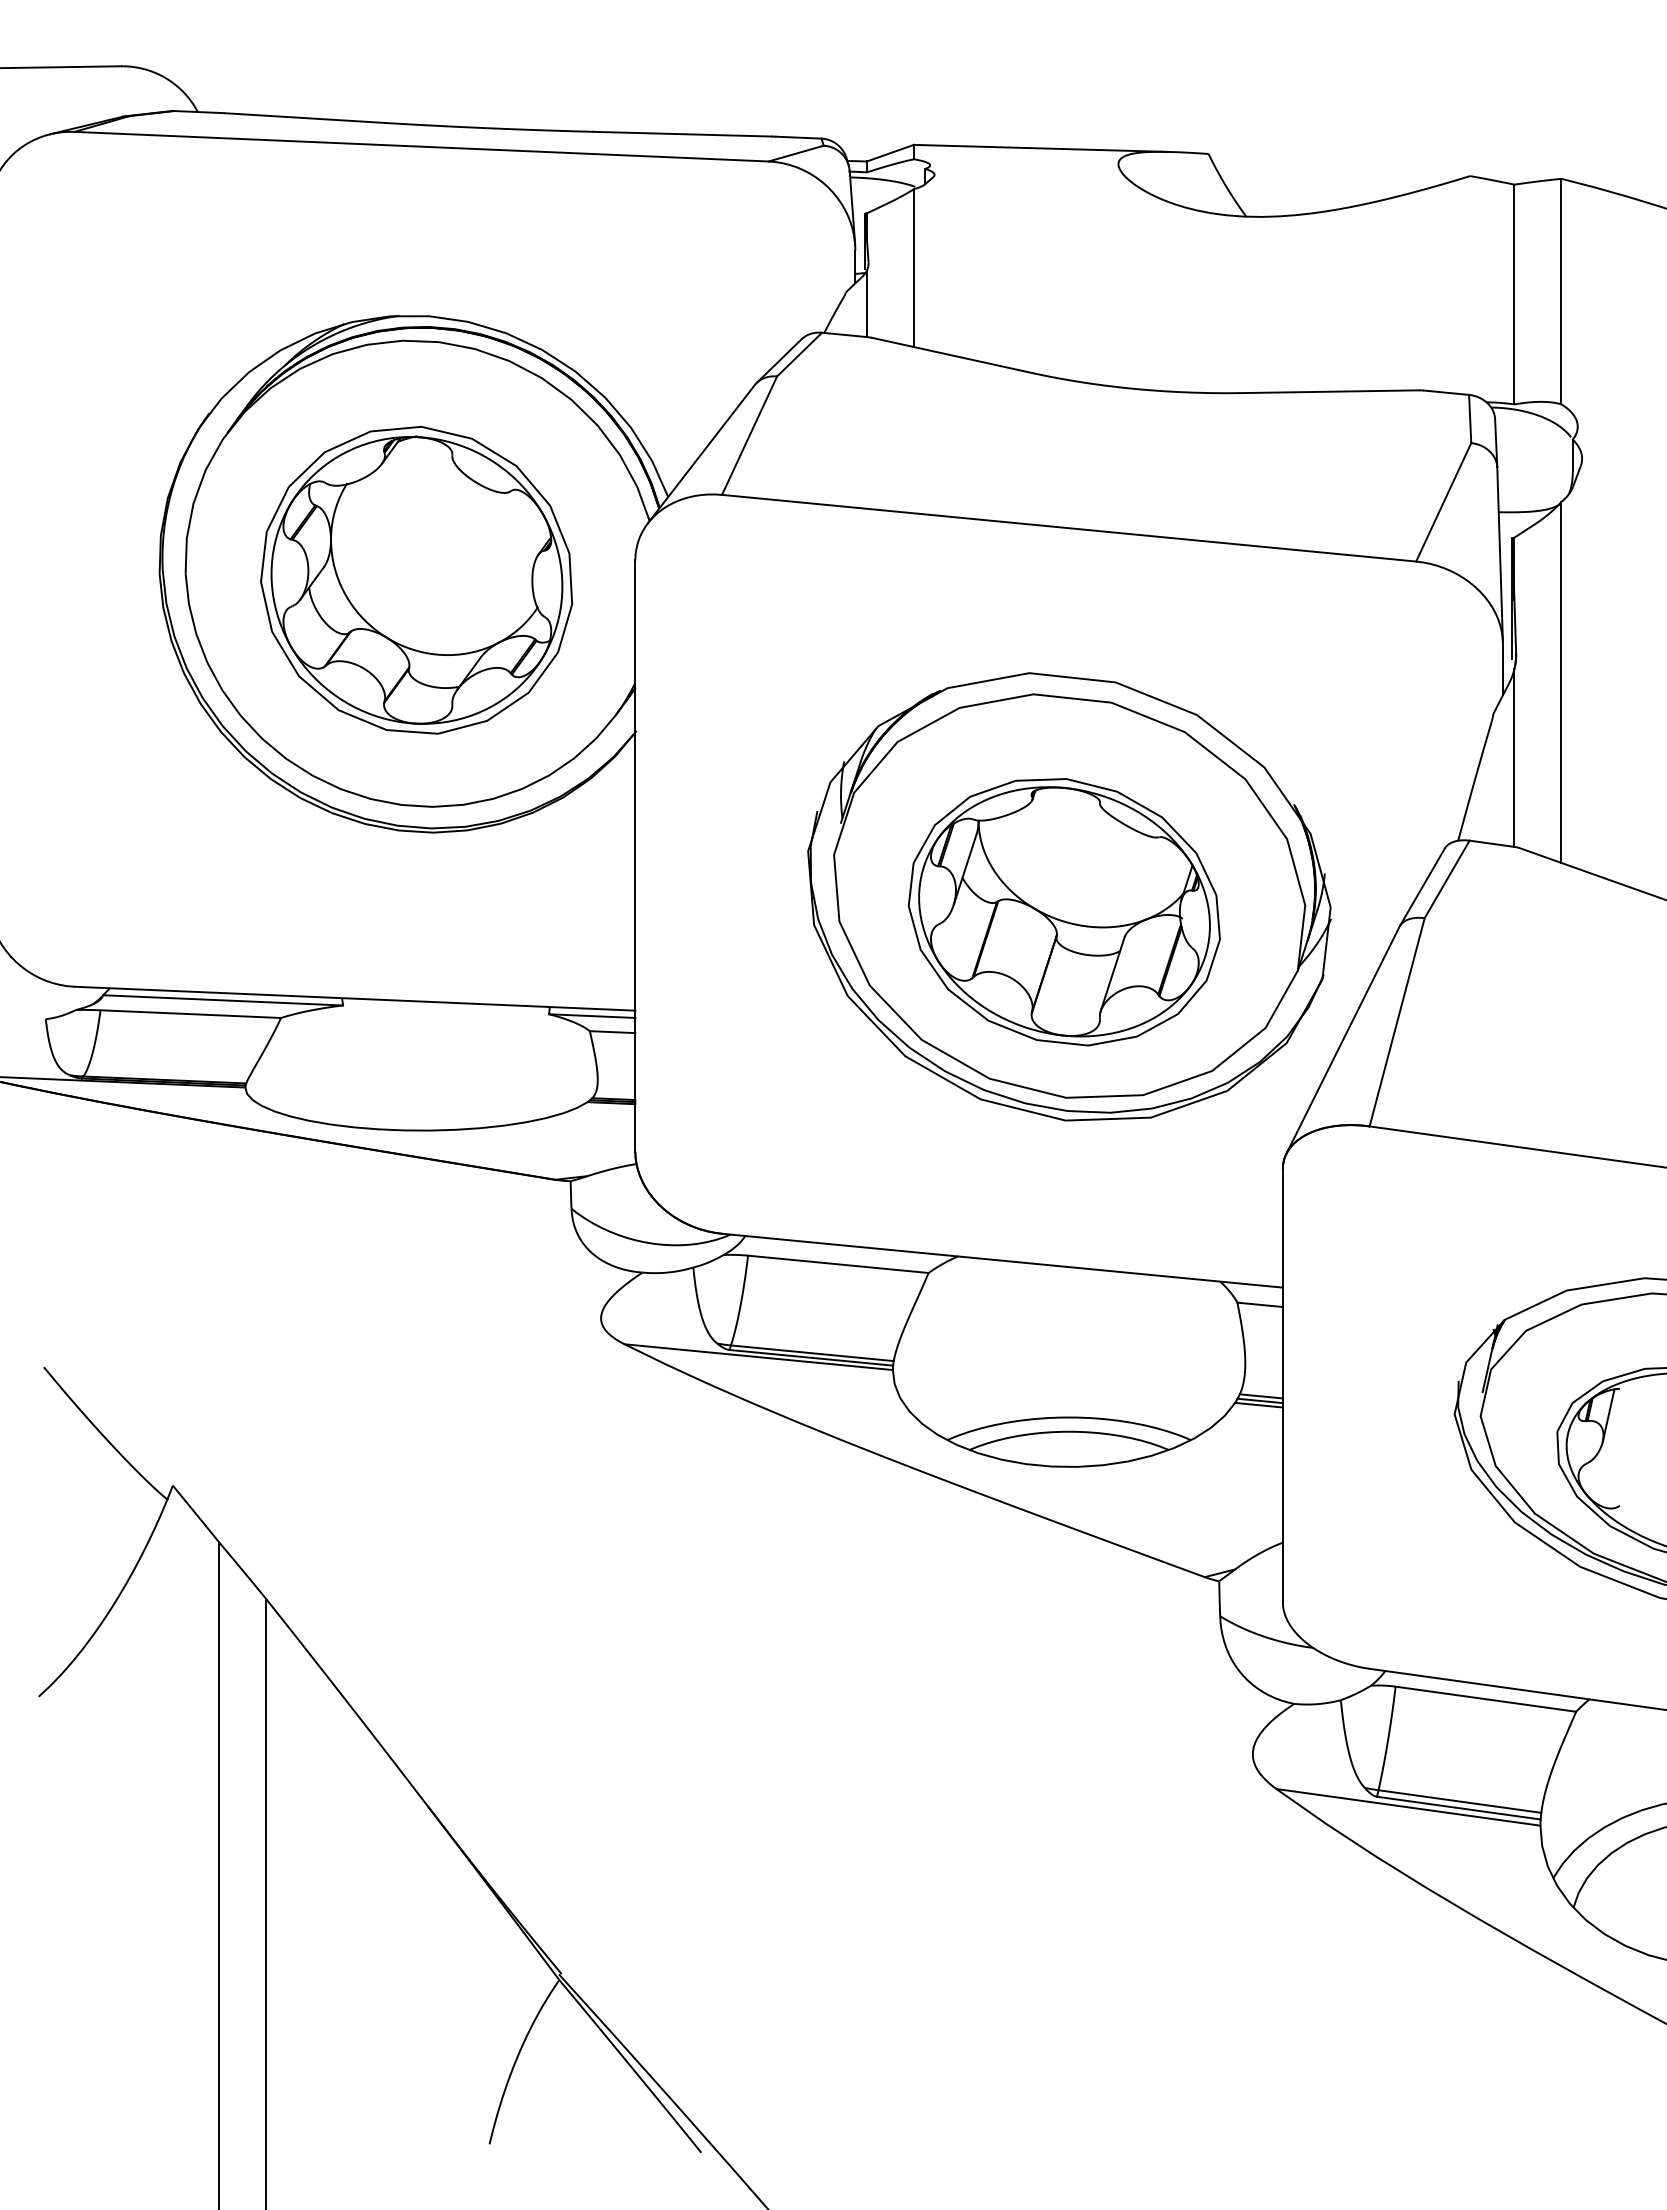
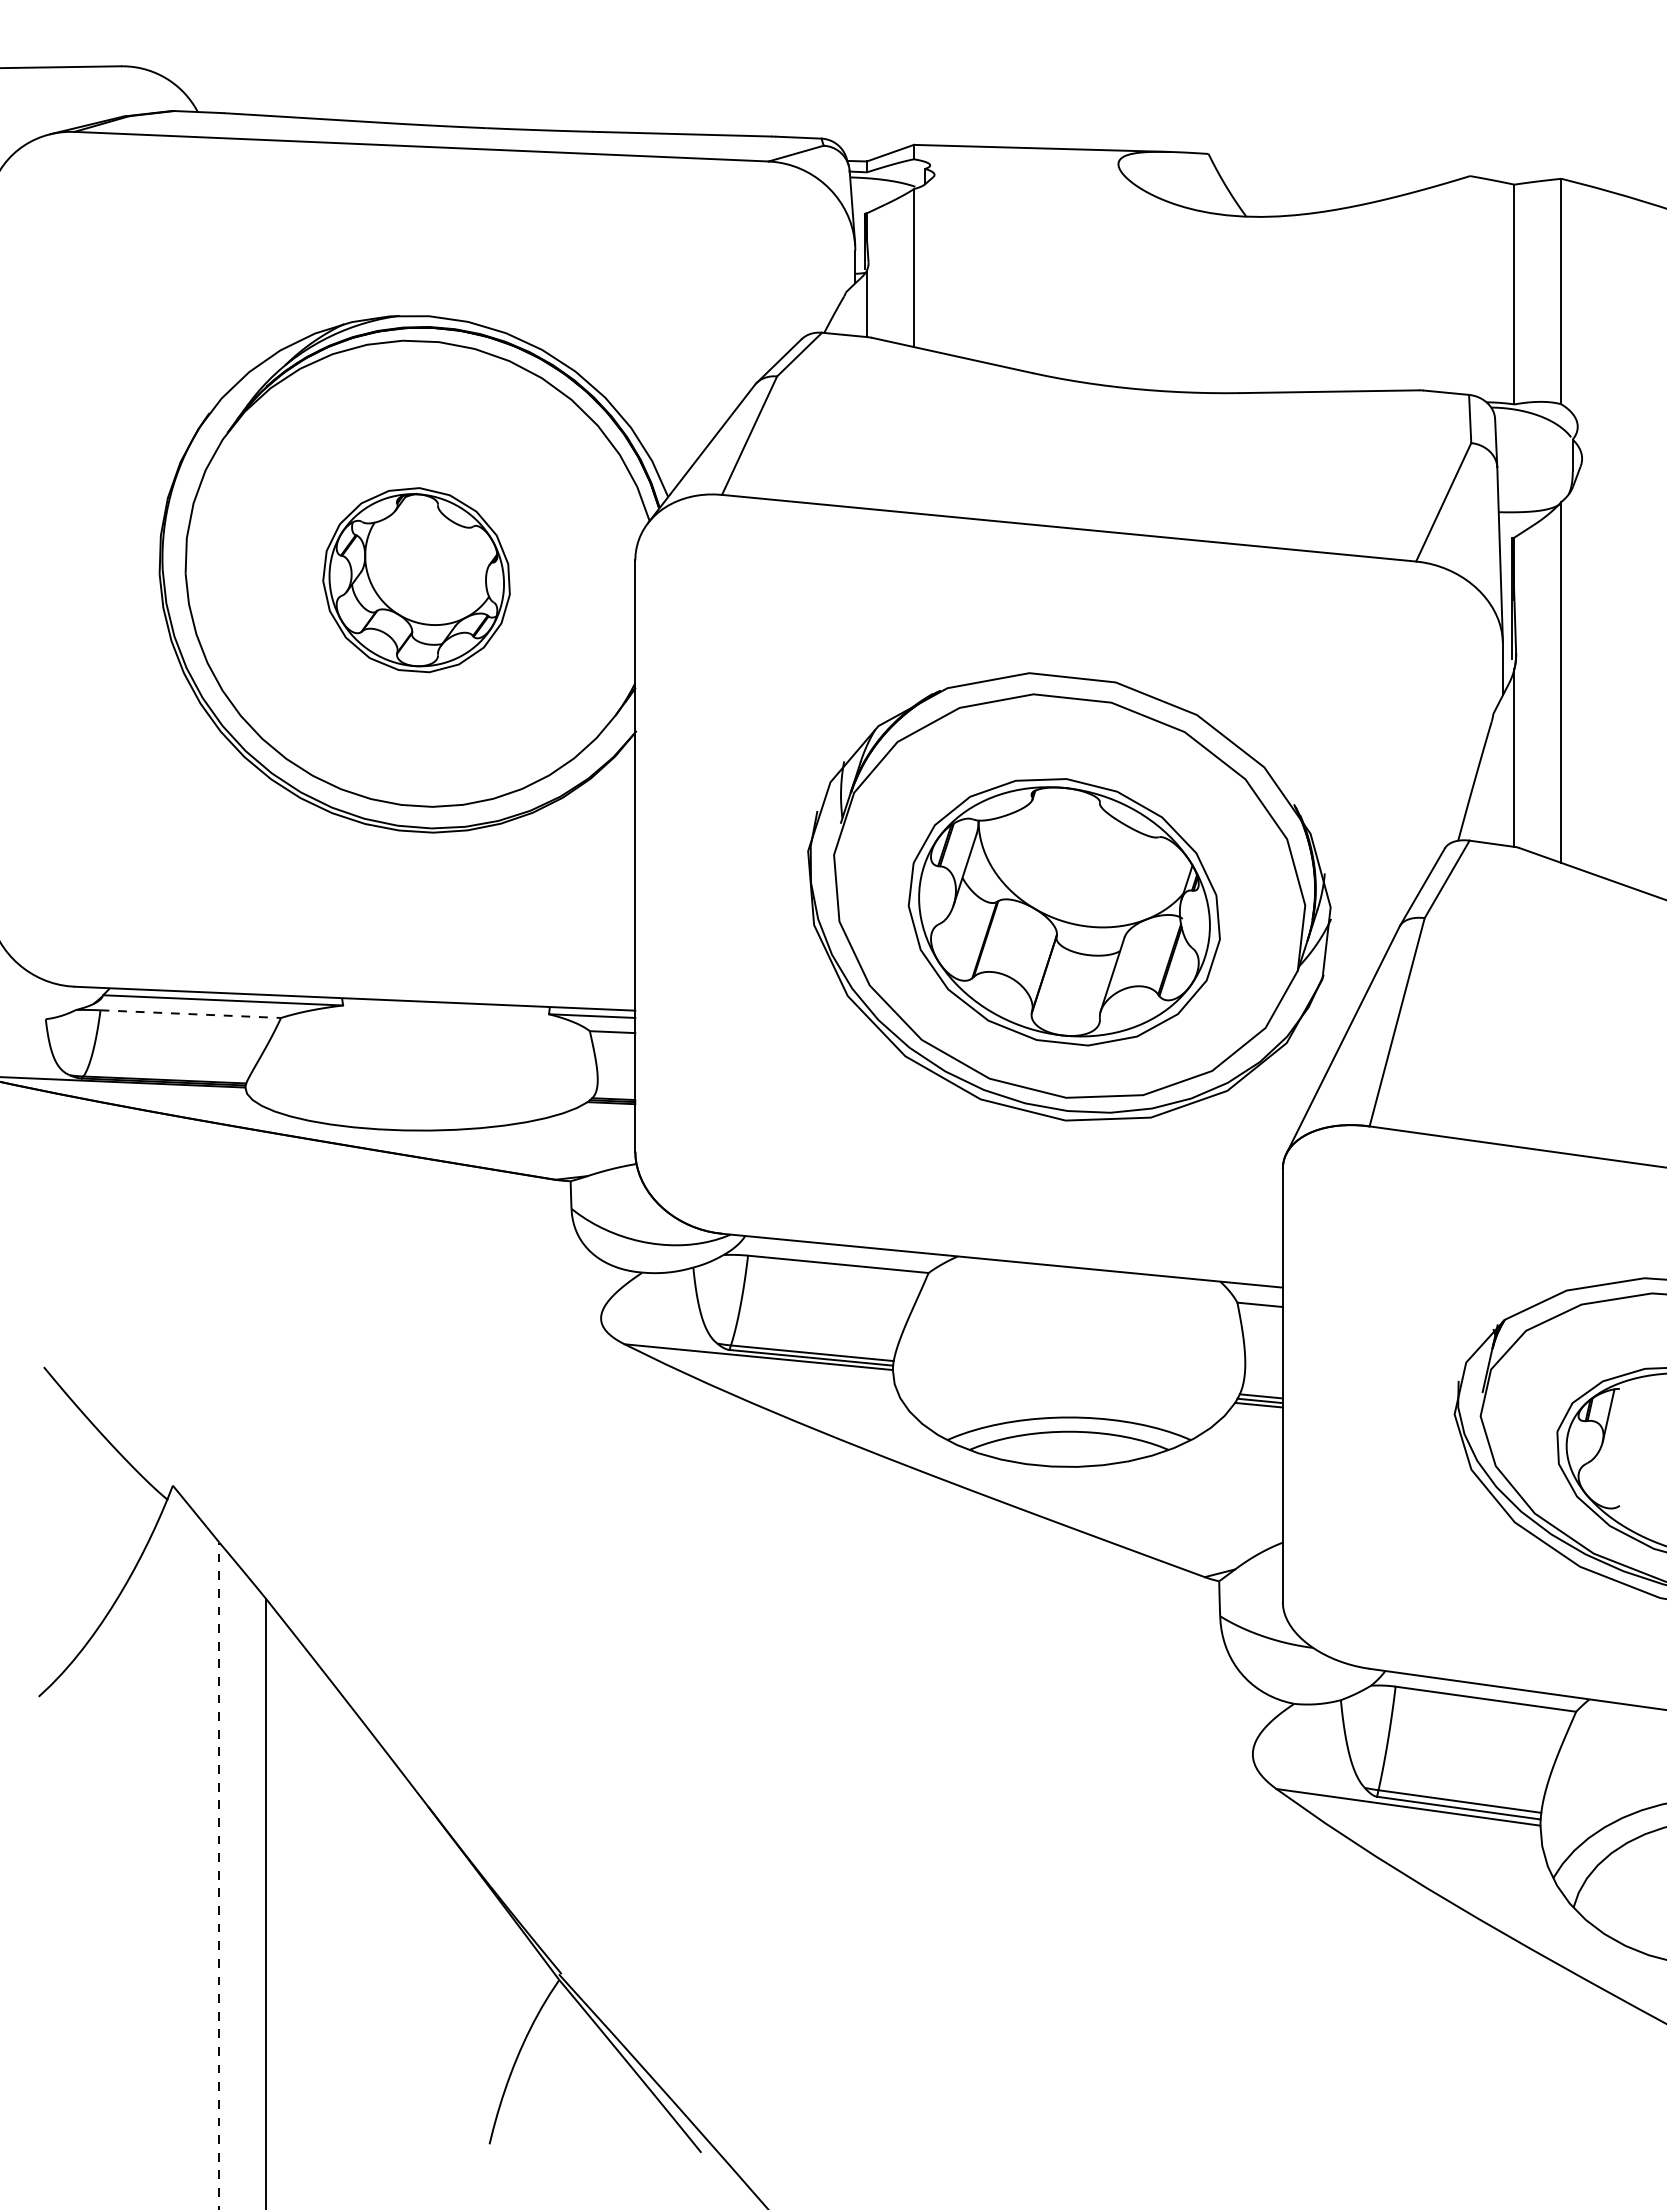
part size: 313x310 px -> 189x187 px (416, 580)
line: solid -> dashed (191, 1014)
line: solid -> dashed (219, 1876)
